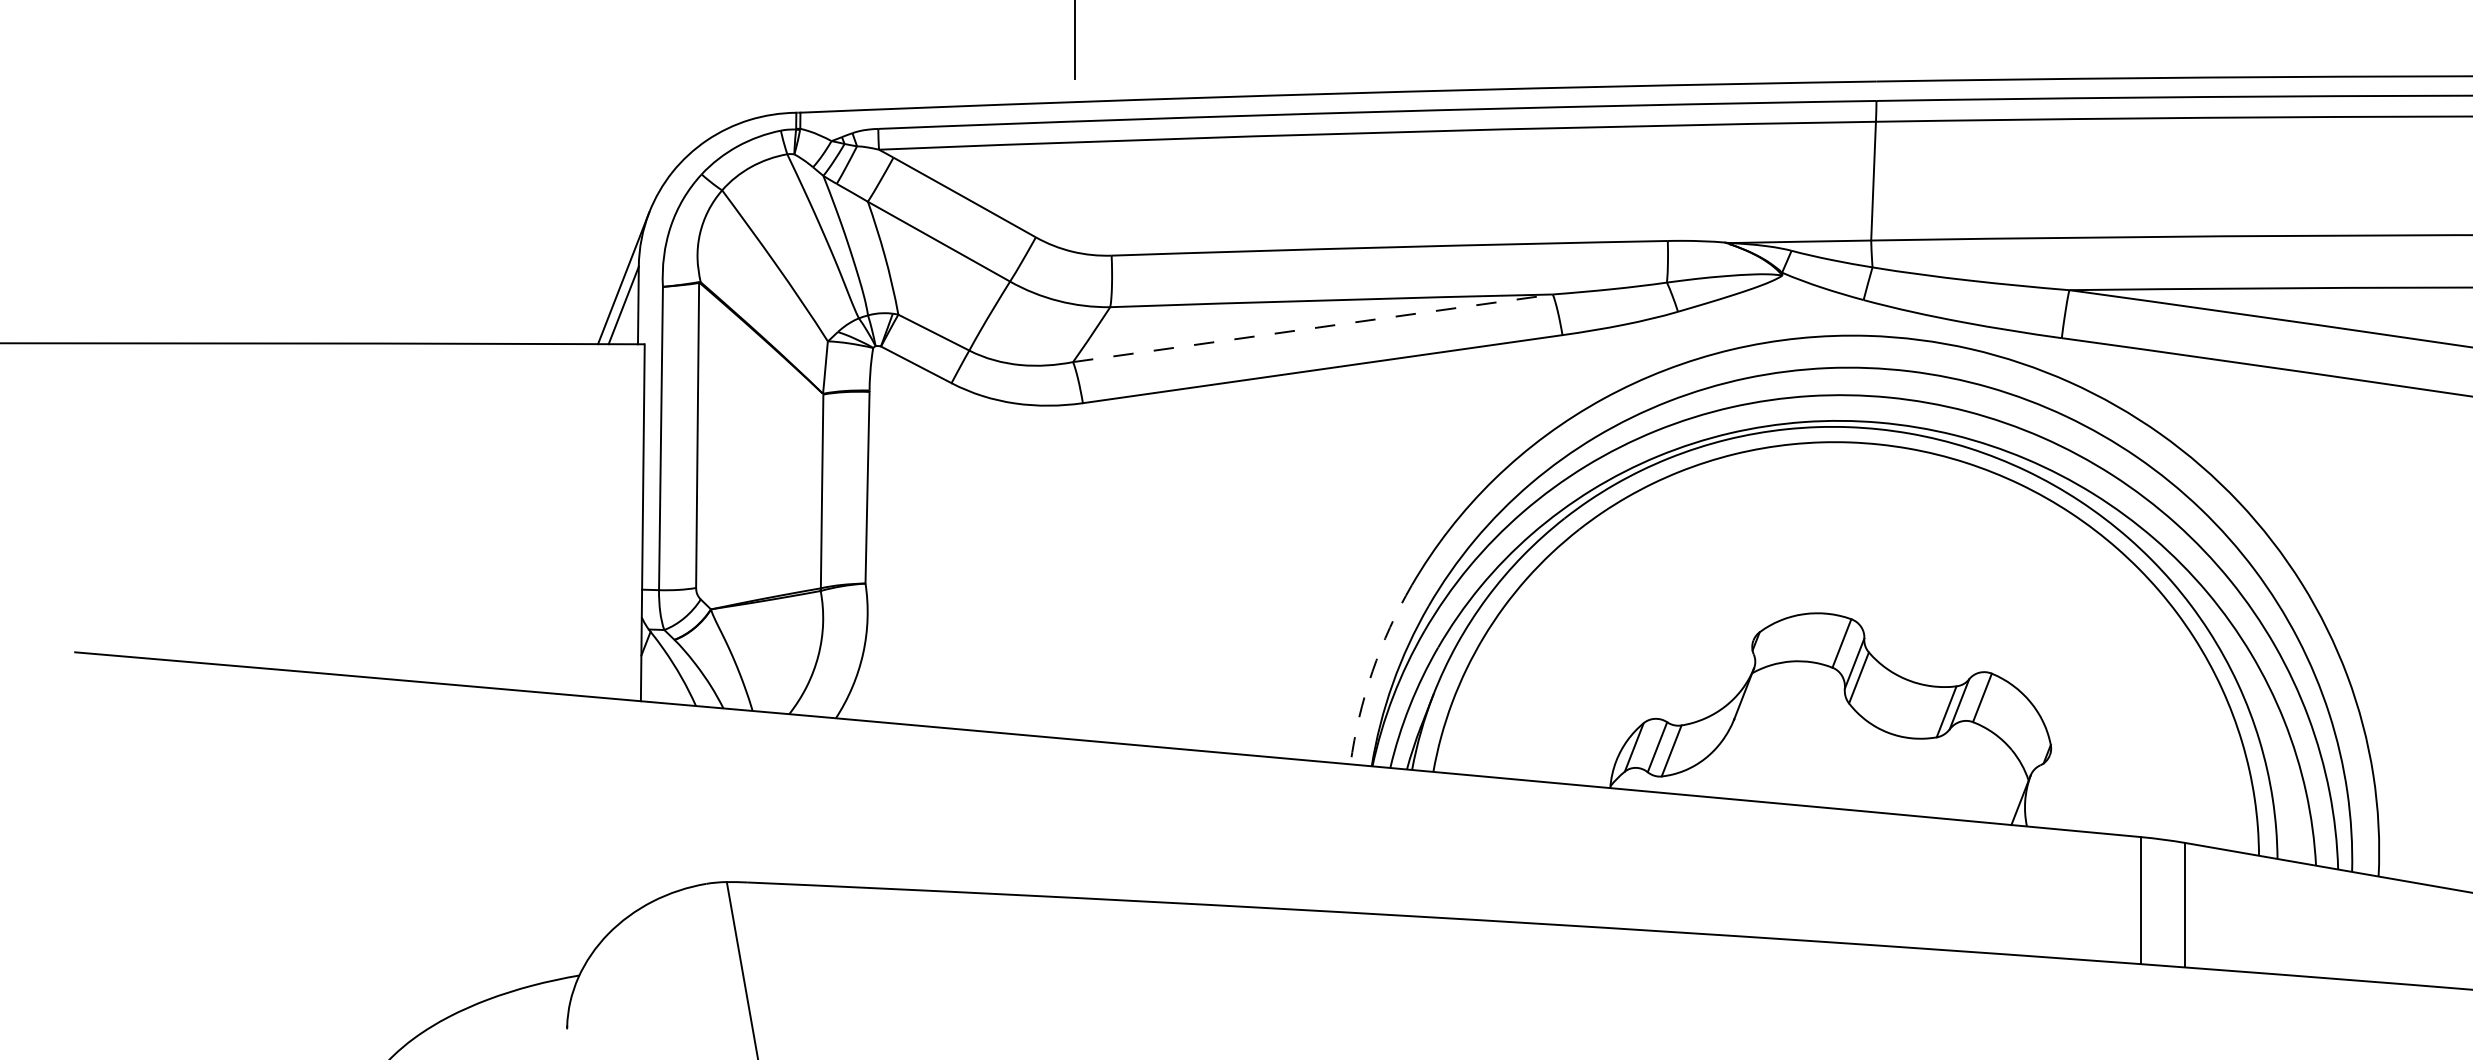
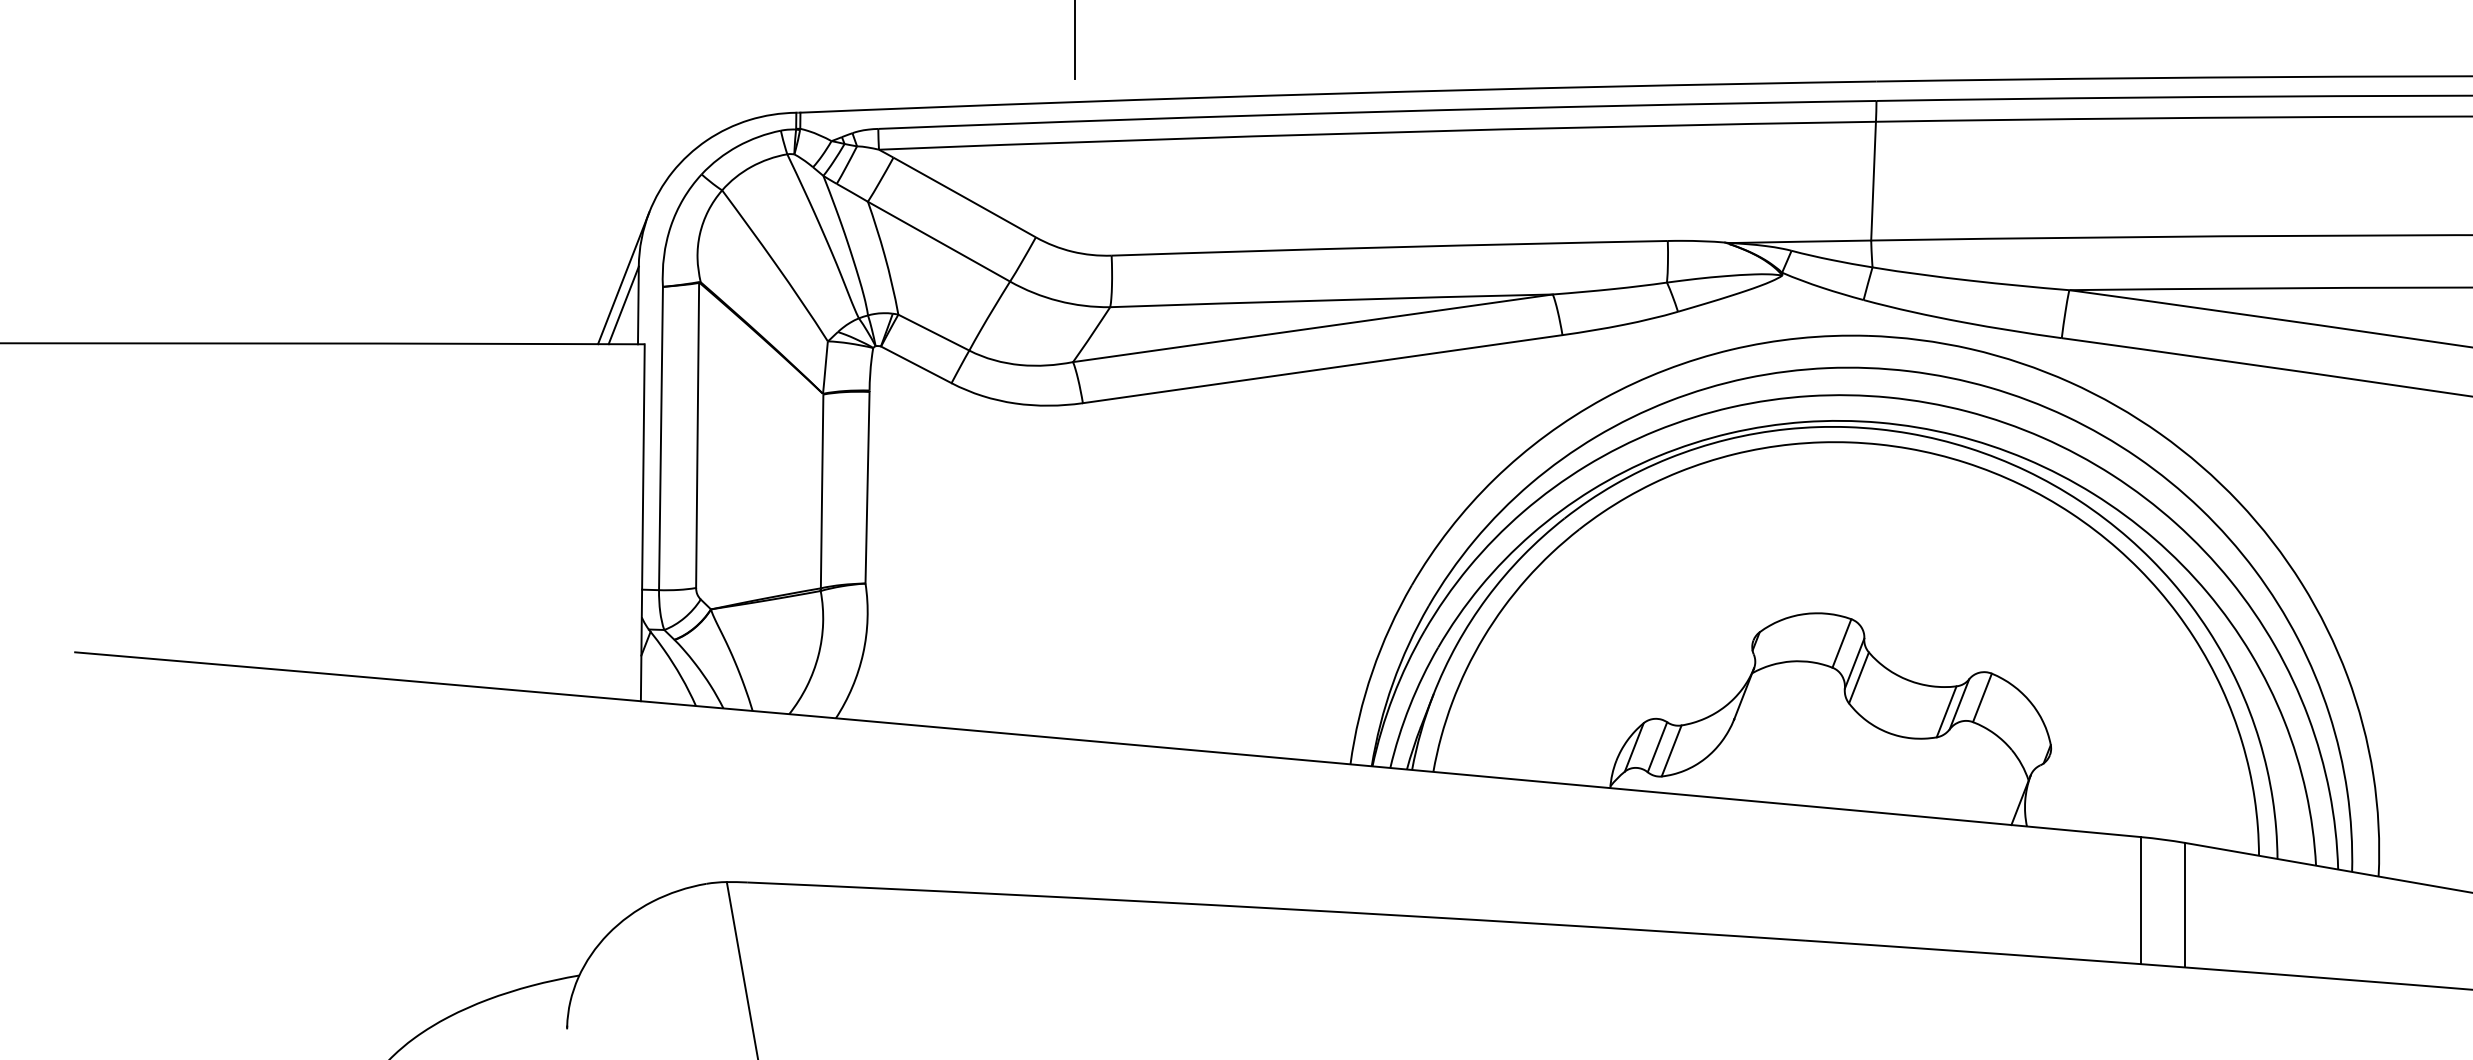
line: dashed -> solid (1313, 328)
arc: dashed -> solid (1372, 671)
